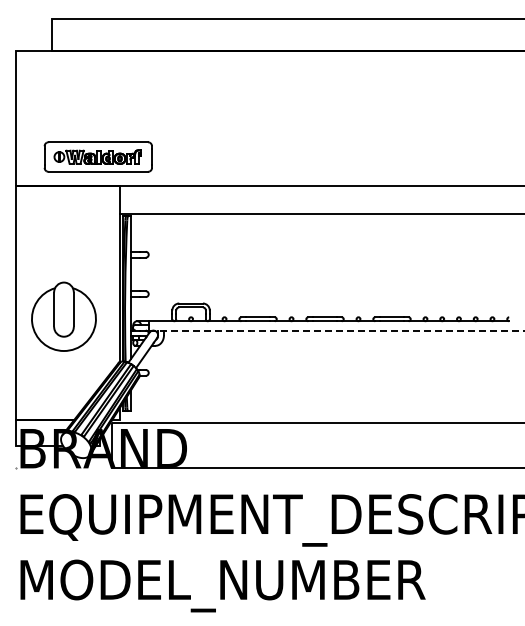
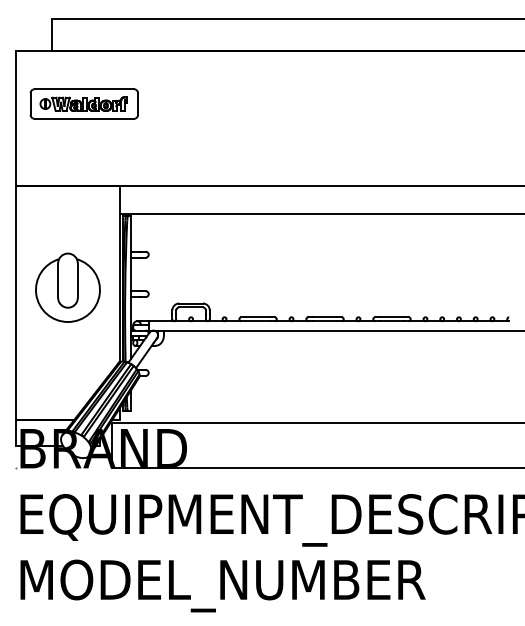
part position: (97, 156) -> (83, 103) (83, 103)
part position: (63, 316) -> (67, 287) (67, 287)
line: dashed -> solid (336, 330)
